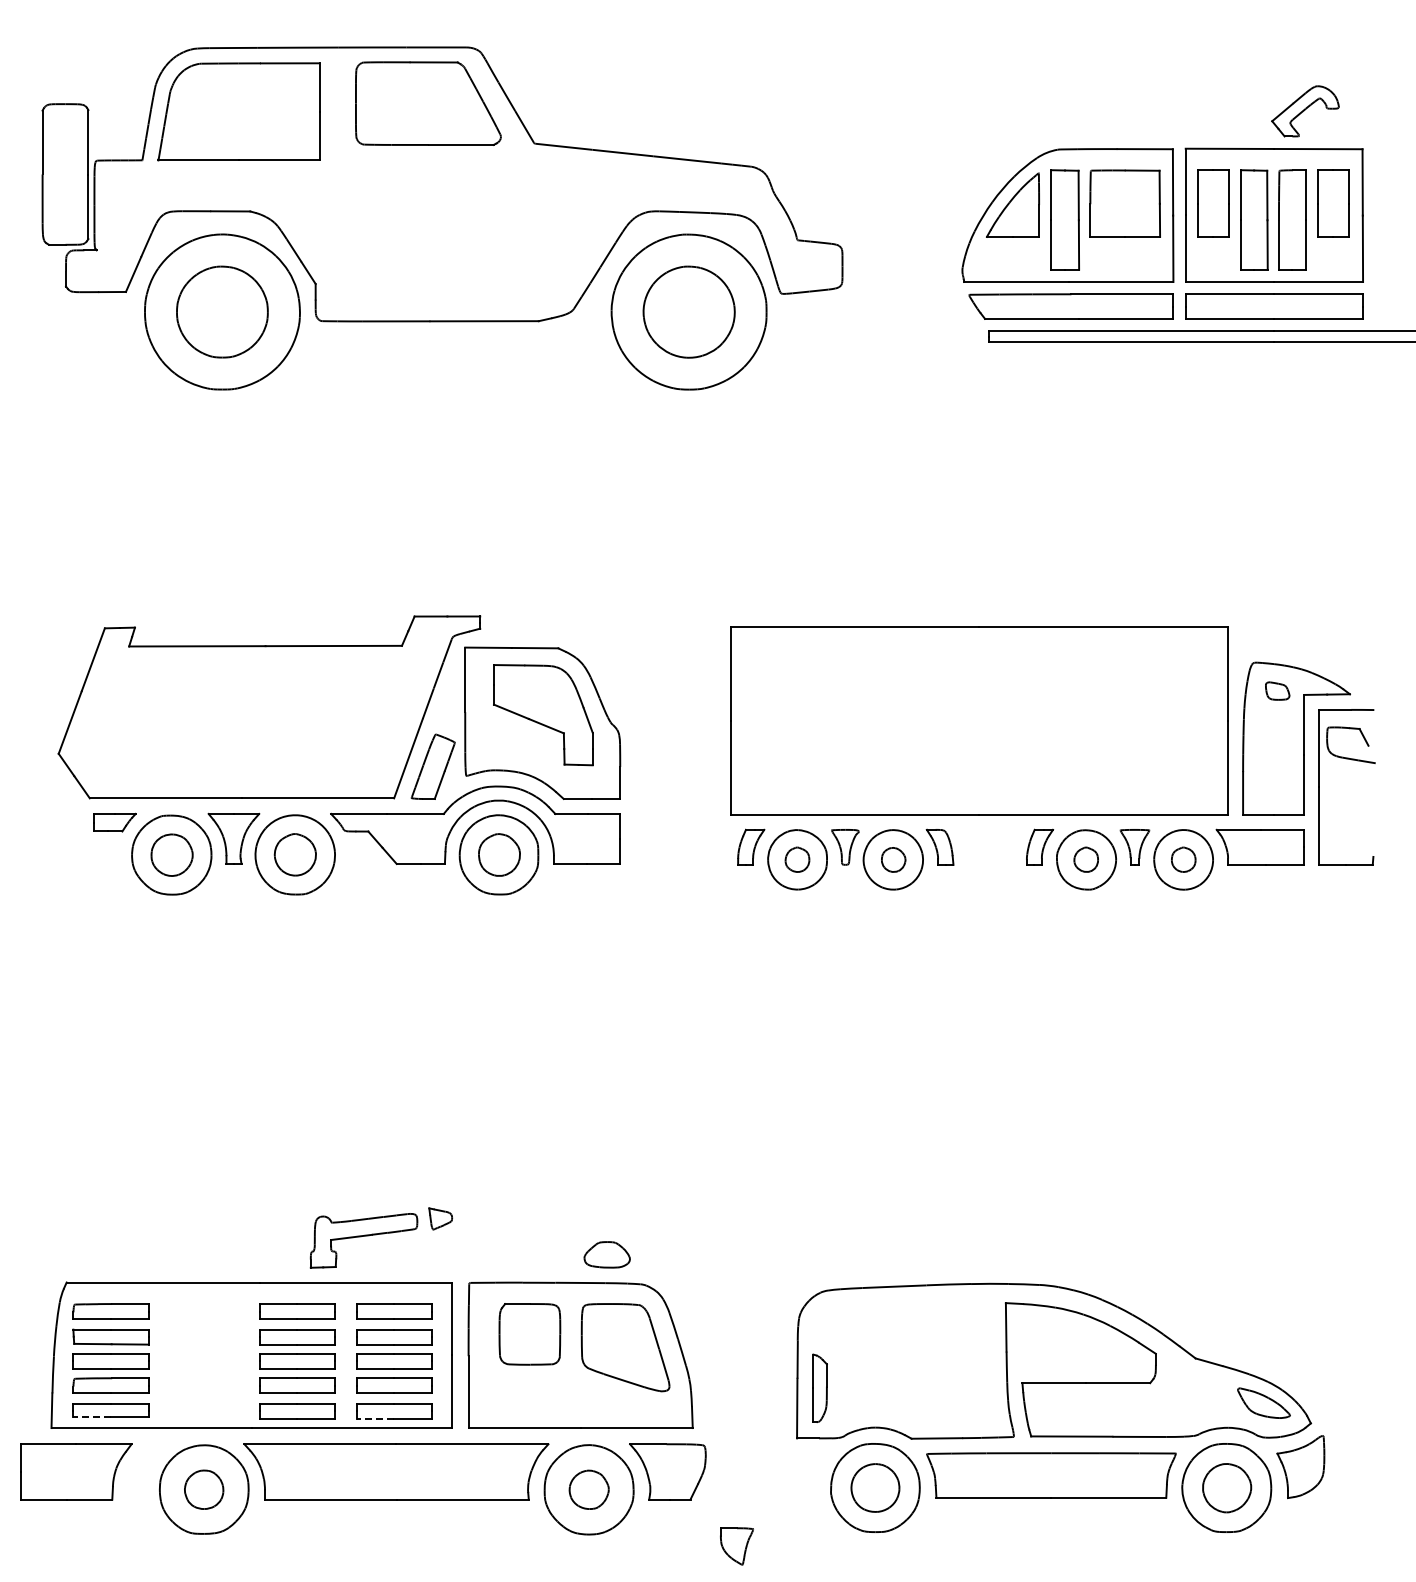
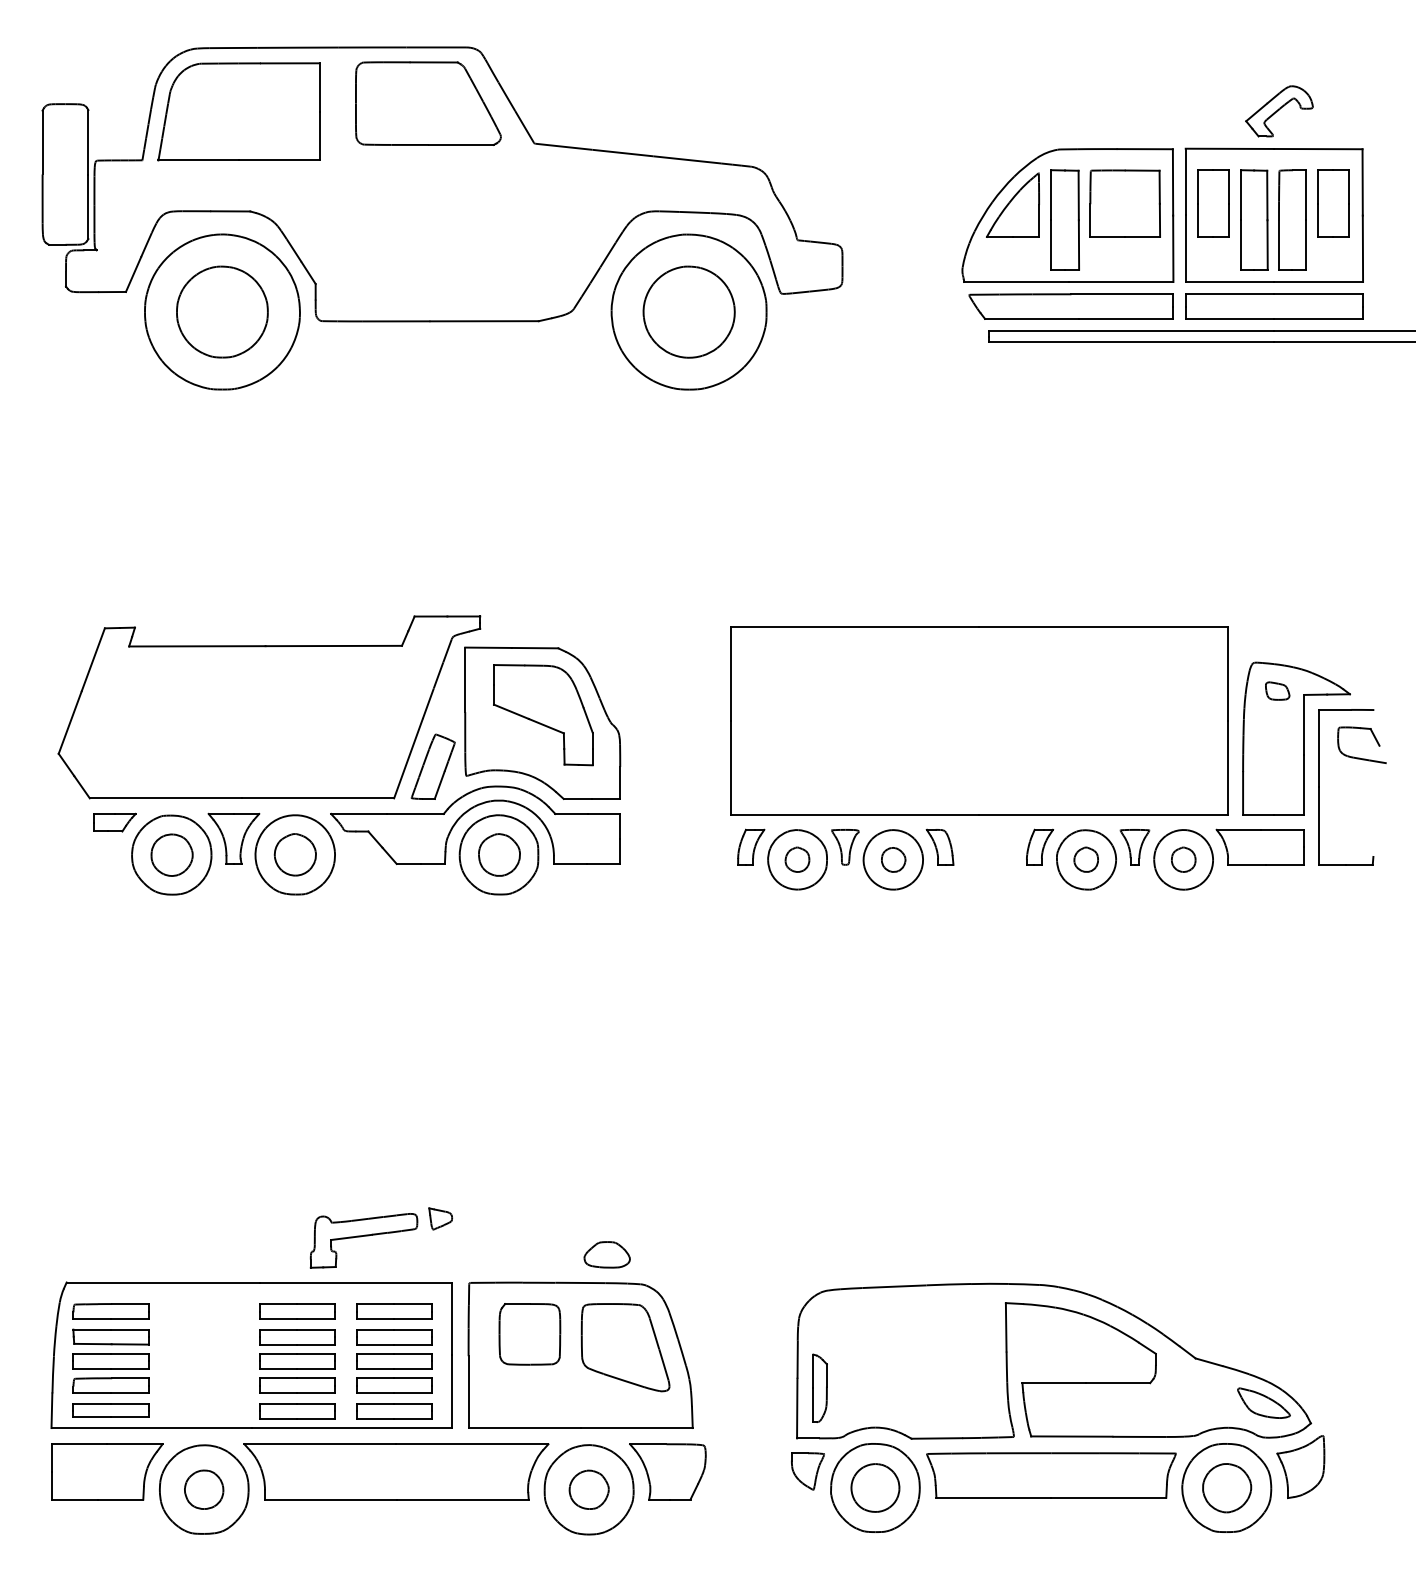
part position: (1305, 111) -> (1279, 111) (1279, 111)
part position: (1348, 757) -> (1359, 757) (1359, 757)
line: dashed -> solid (92, 1417)
line: dashed -> solid (375, 1418)
part position: (76, 1471) -> (107, 1471) (107, 1471)
part position: (736, 1546) -> (807, 1471) (807, 1471)
